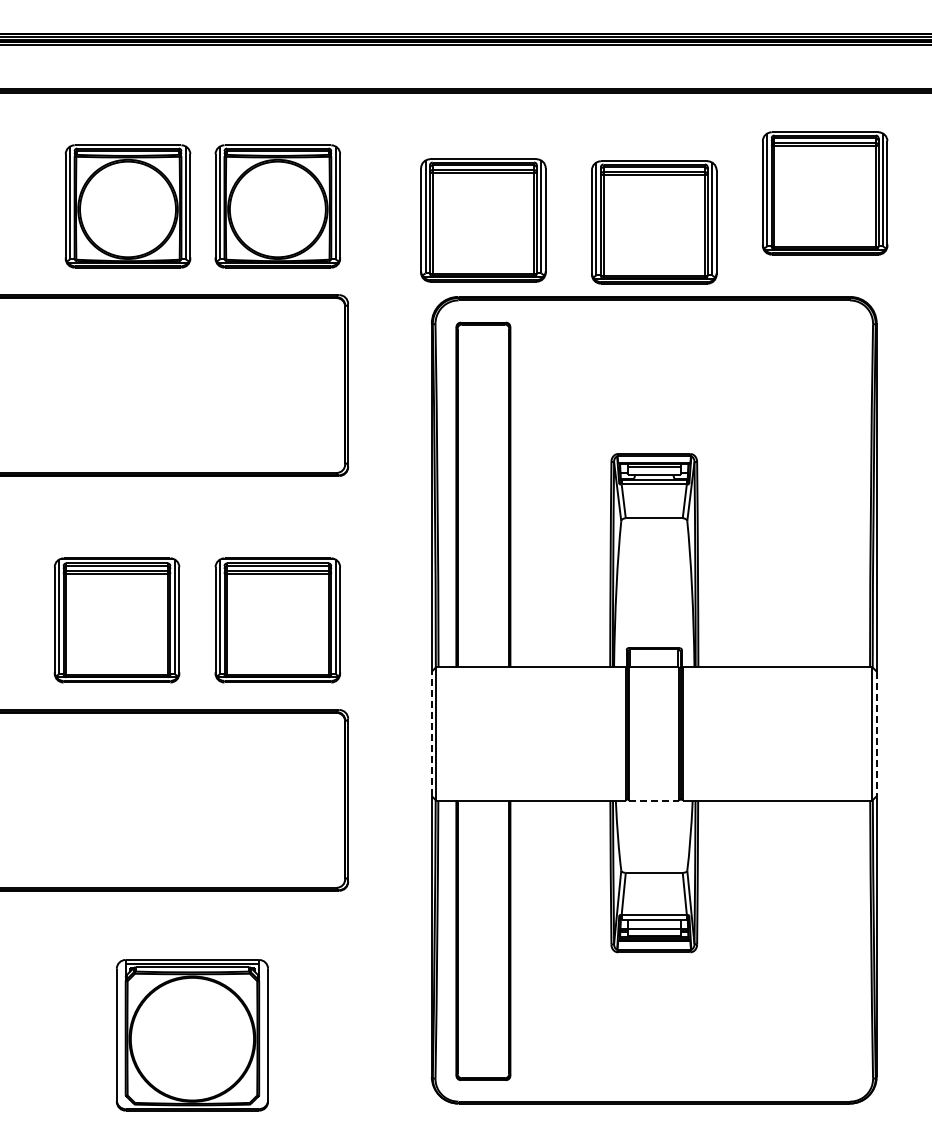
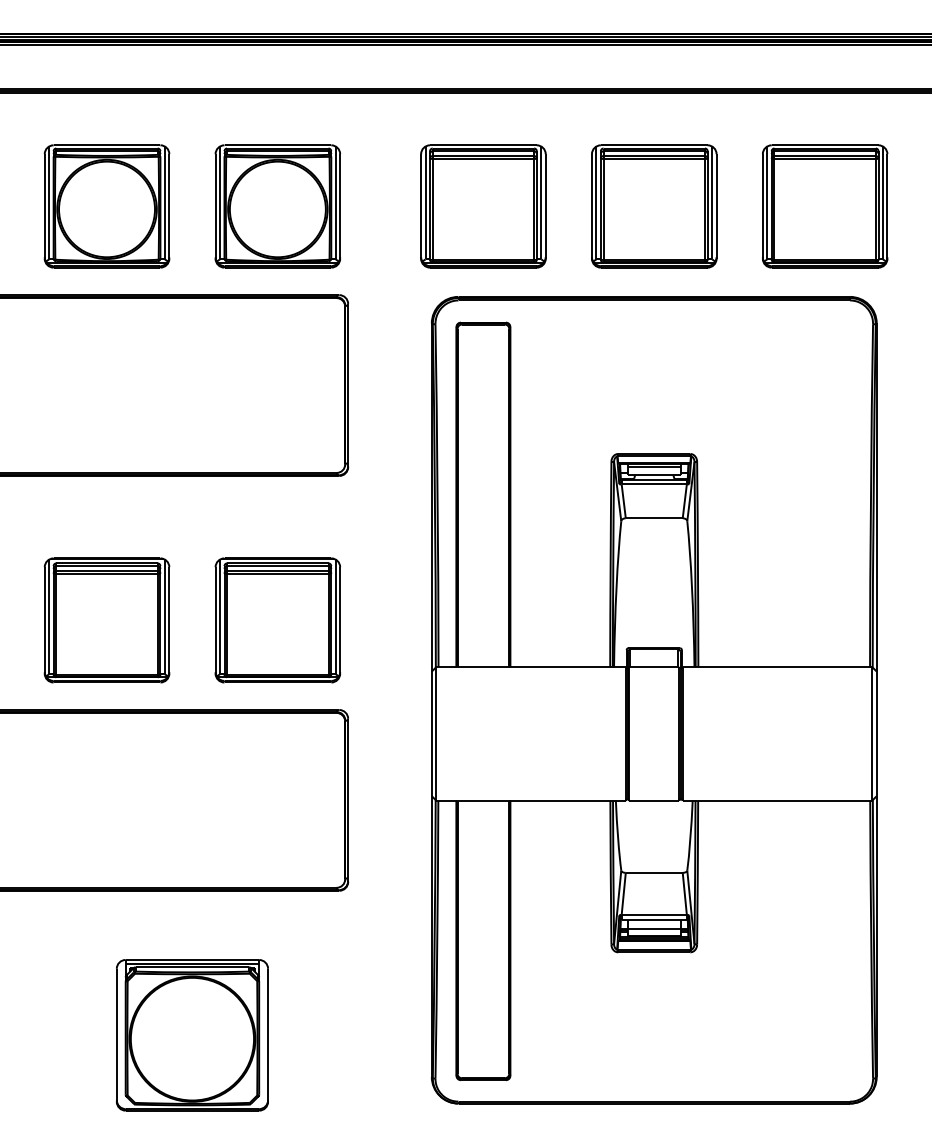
part position: (825, 193) -> (825, 206) (825, 206)
part position: (127, 206) -> (106, 206) (106, 206)
part position: (483, 220) -> (483, 206) (483, 206)
part position: (654, 222) -> (654, 206) (654, 206)
part position: (116, 620) -> (106, 620) (106, 620)
line: dashed -> solid (431, 733)
line: dashed -> solid (876, 734)
line: dashed -> solid (654, 800)
